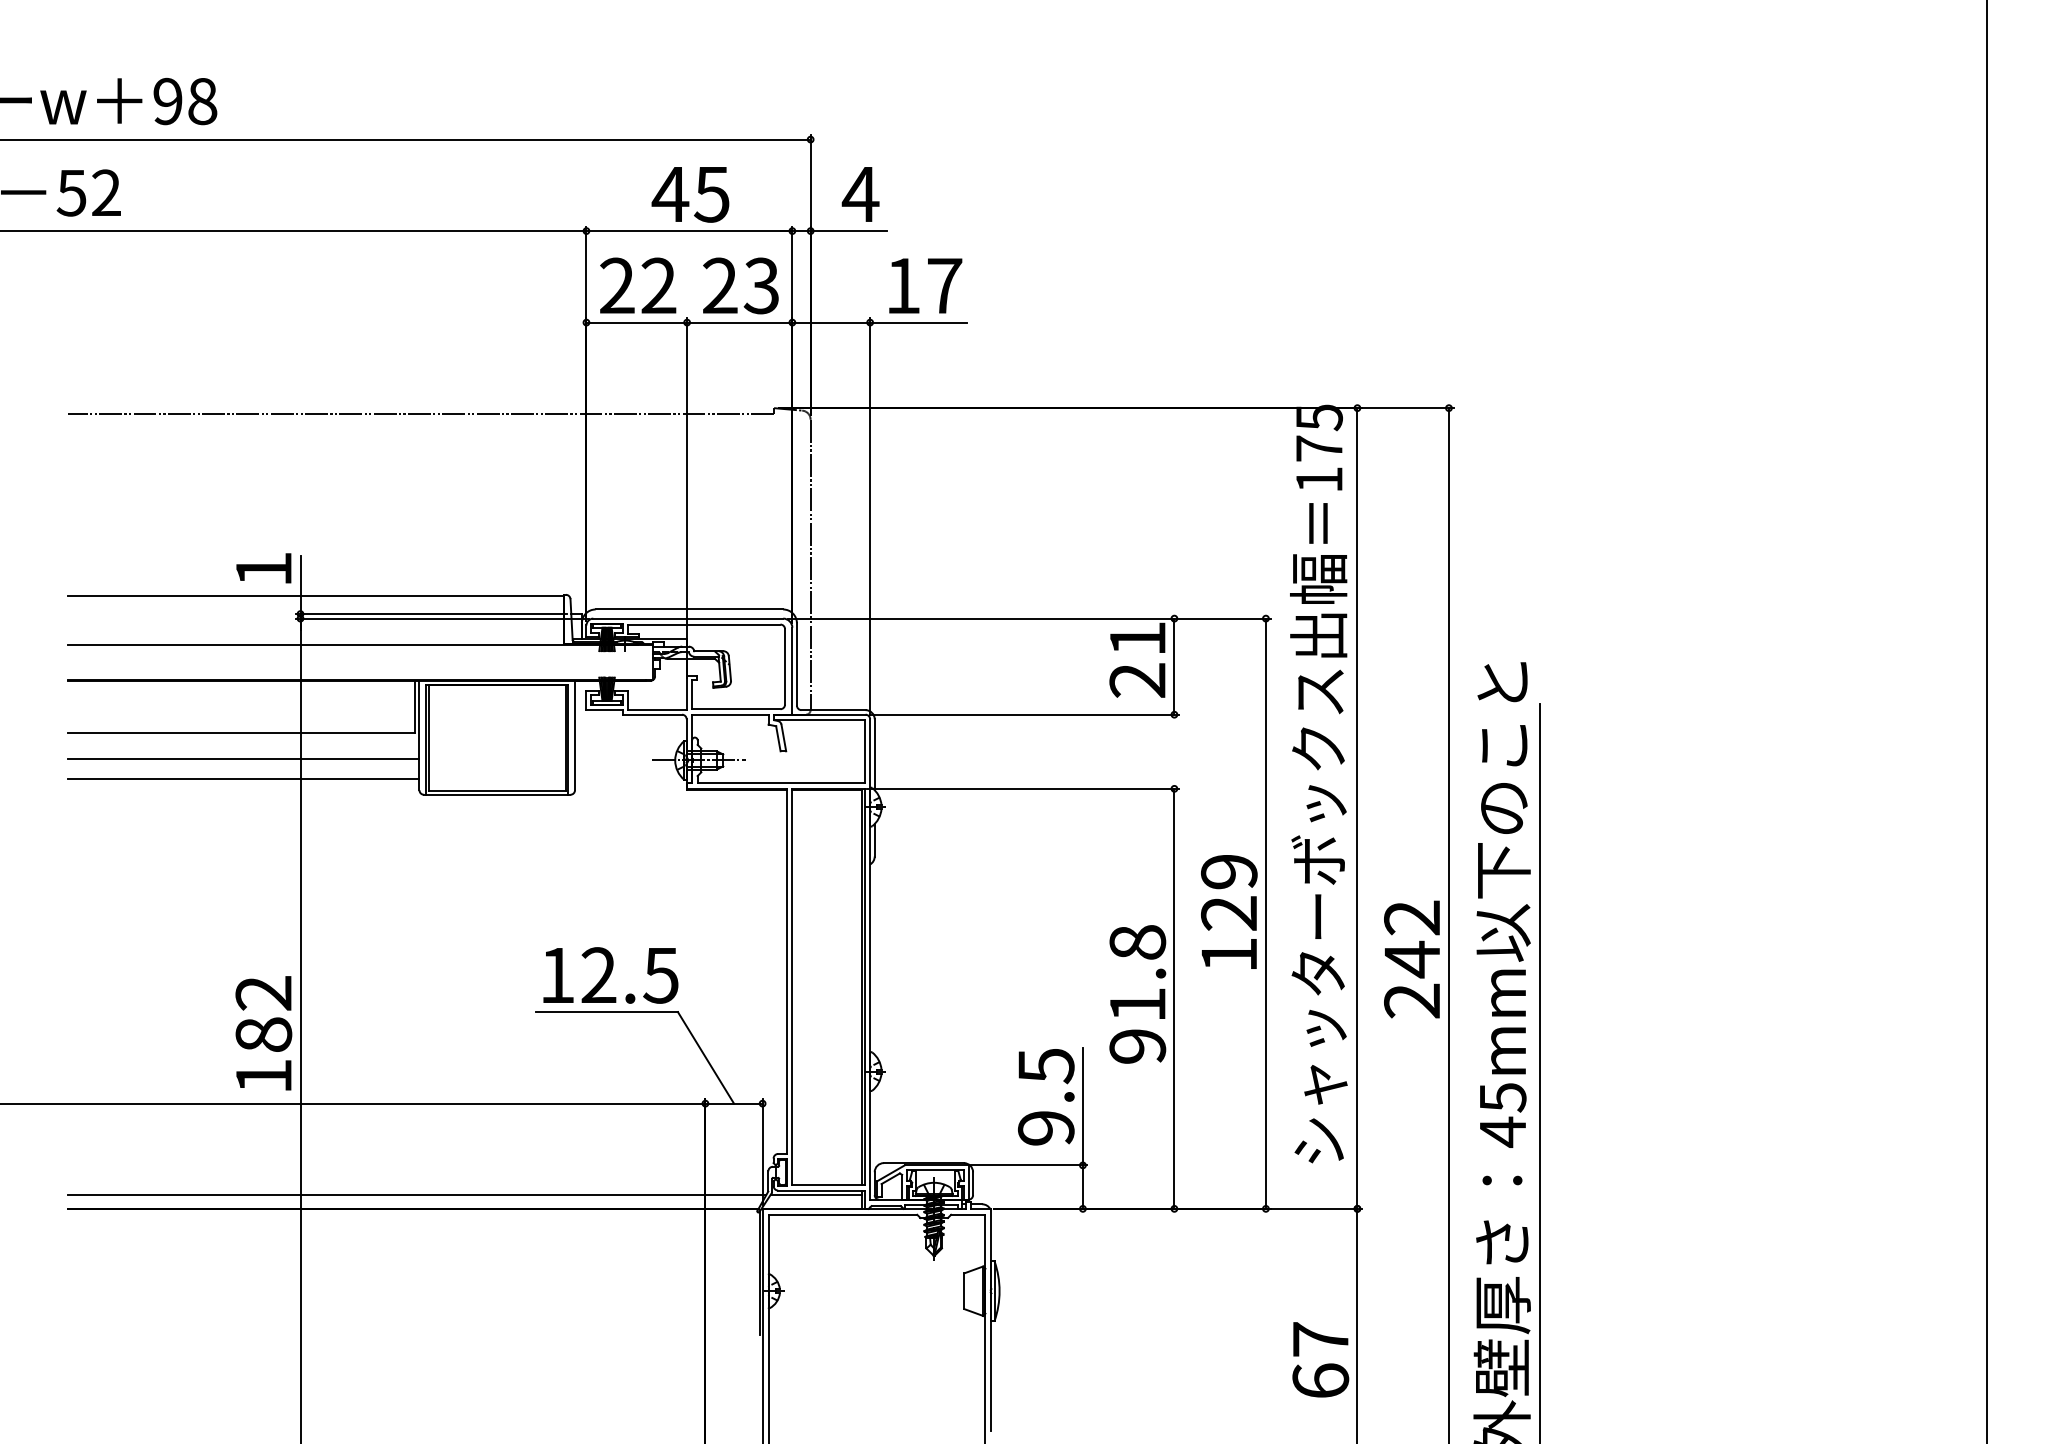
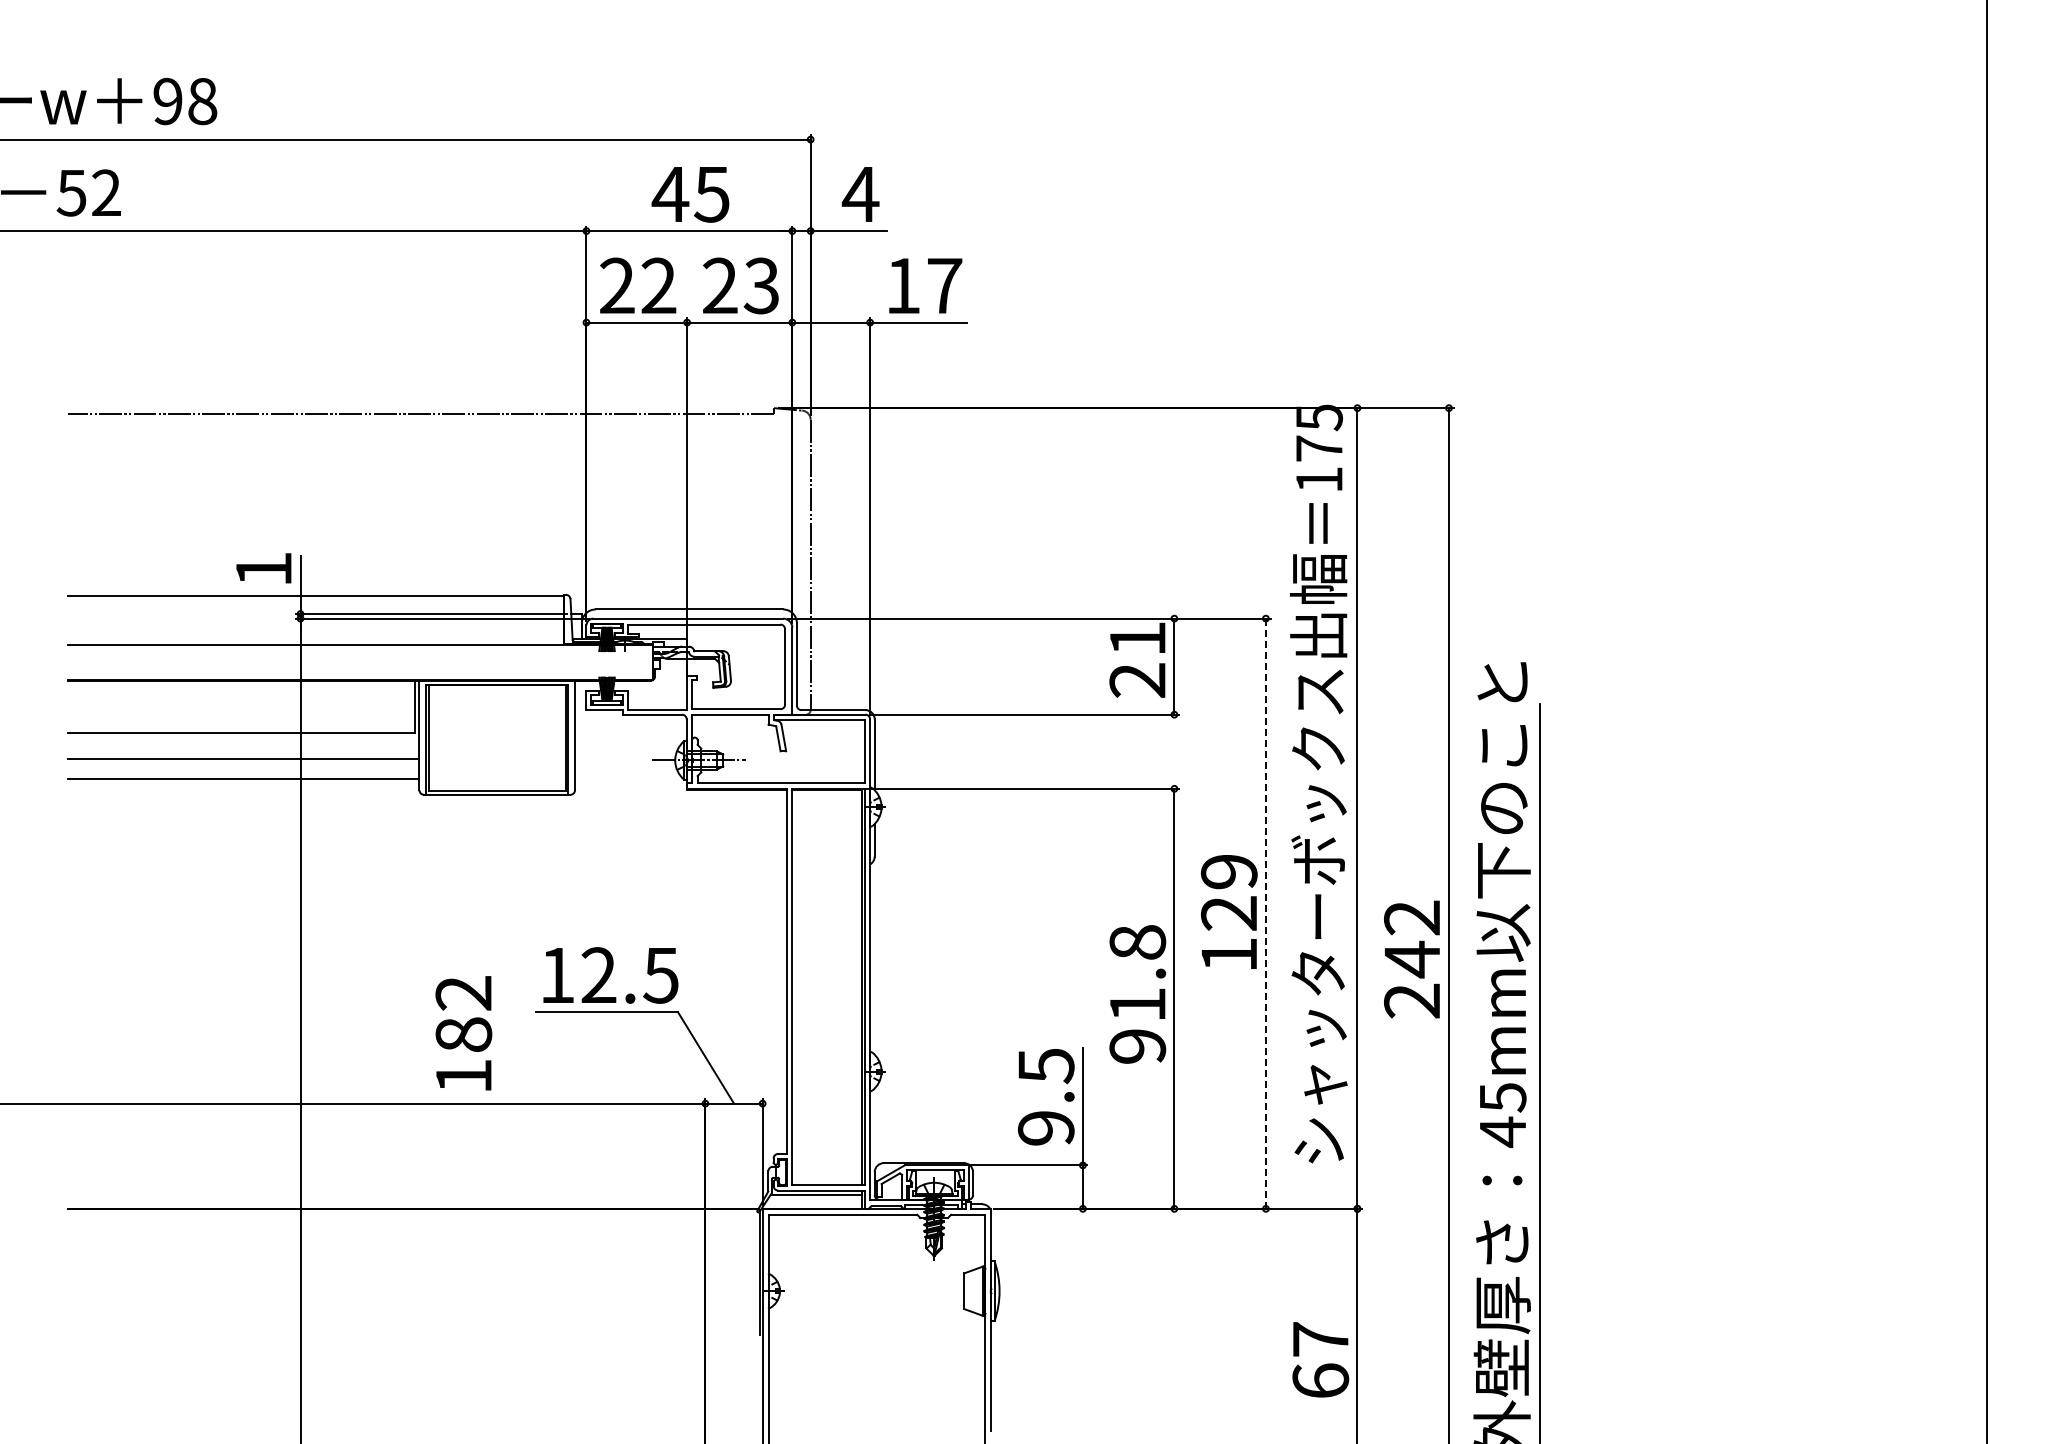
line: solid -> dashed (1265, 914)
text position: (263, 1033) -> (463, 1033) (463, 1033)
line: present -> none (417, 1195)
